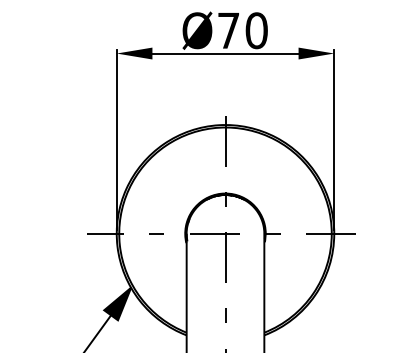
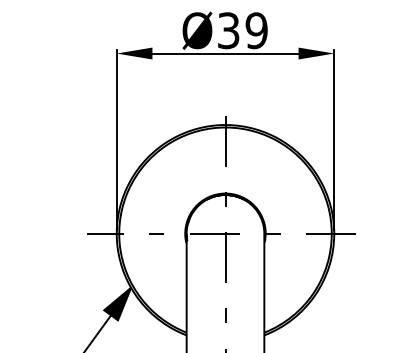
text: Ø70 -> Ø39 (242, 30)
